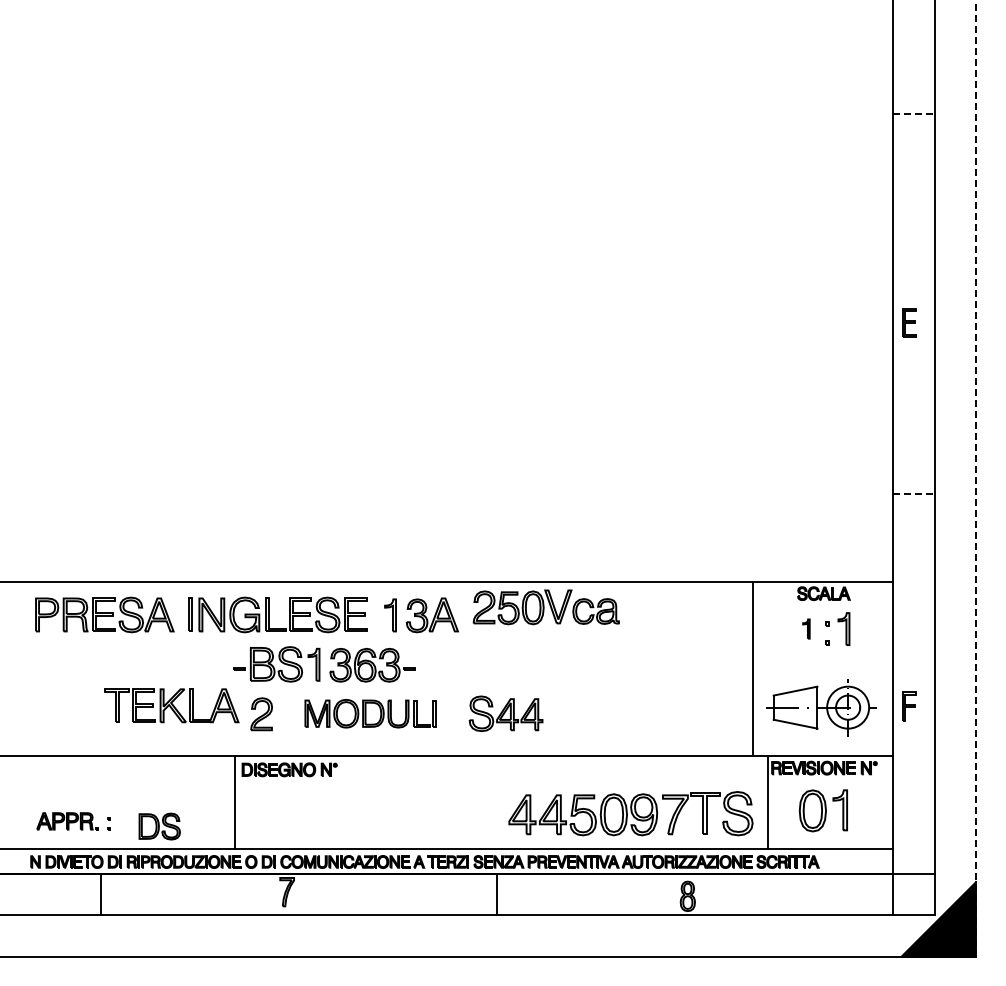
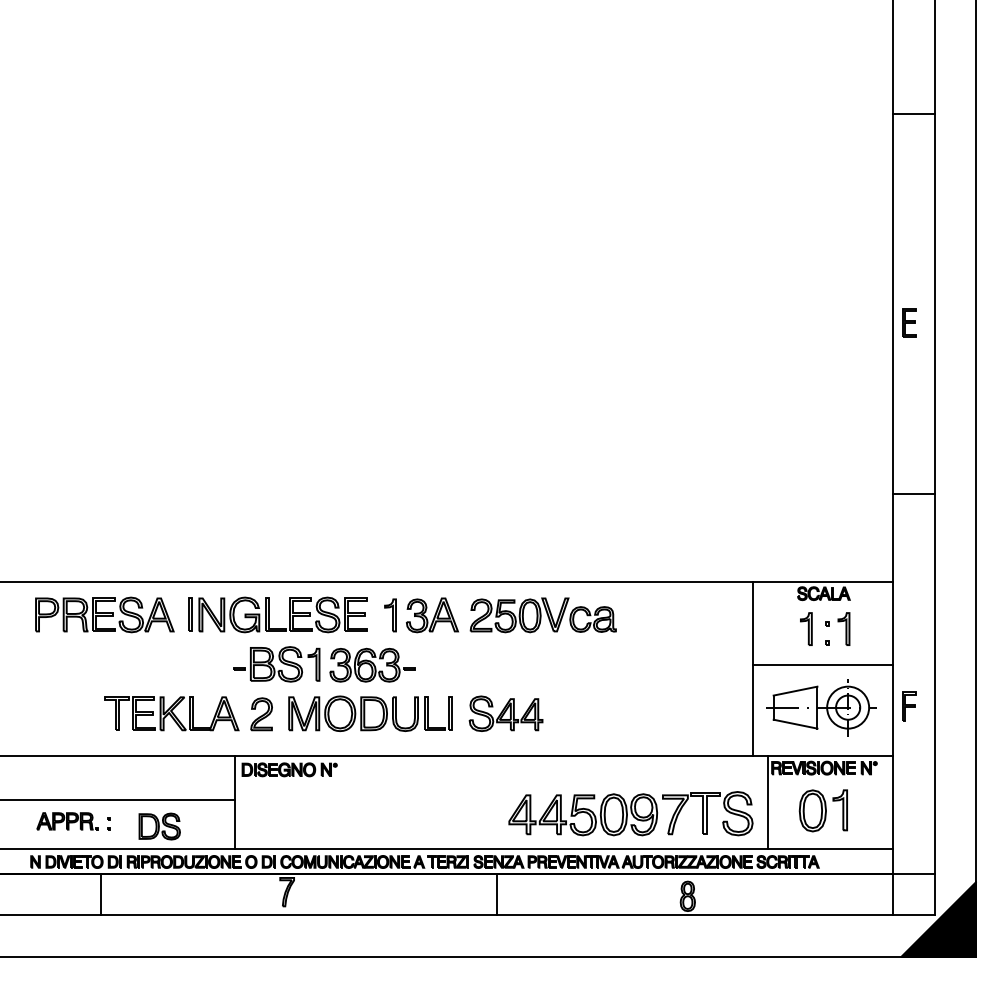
line: dashed -> solid (914, 113)
line: dashed -> solid (975, 478)
line: dashed -> solid (914, 493)
part position: (545, 607) -> (542, 615) (542, 615)
part size: 9x22 px -> 13x34 px (806, 628)
line: none -> present (823, 665)
part position: (171, 705) -> (171, 713) (171, 713)
part size: 133x30 px -> 165x37 px (370, 713)
line: none -> present (118, 800)
